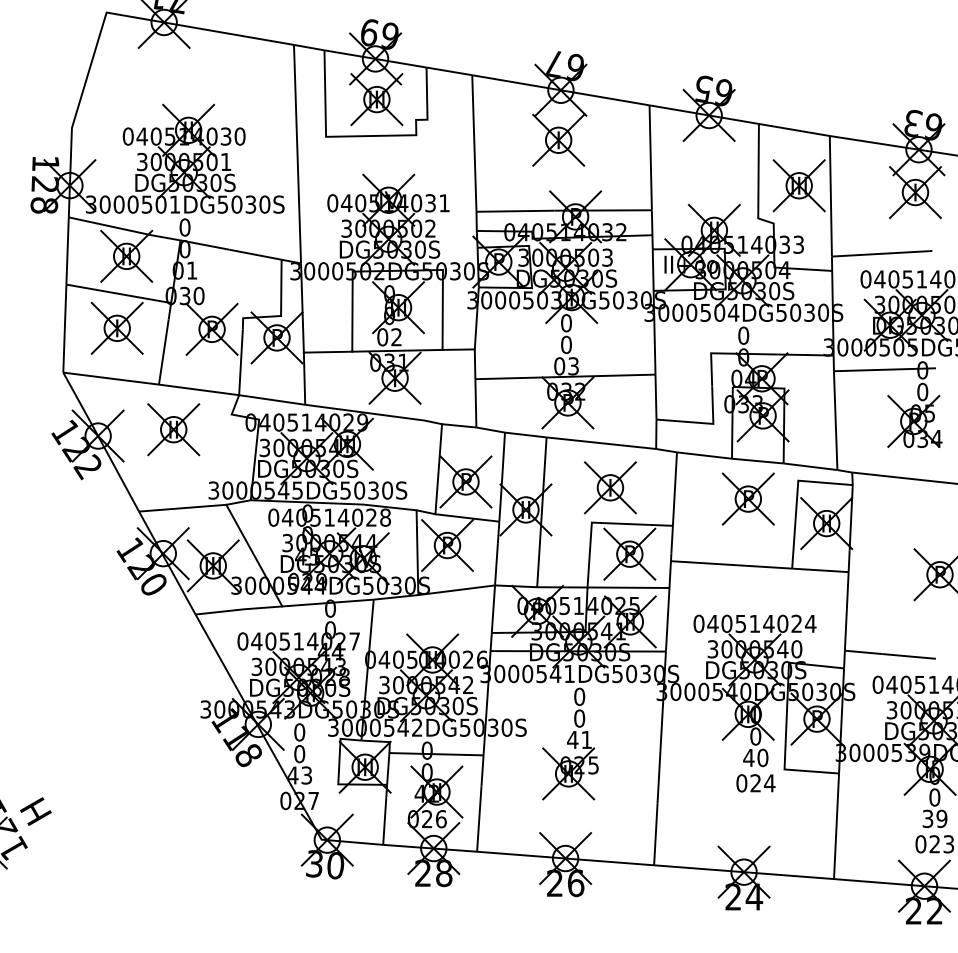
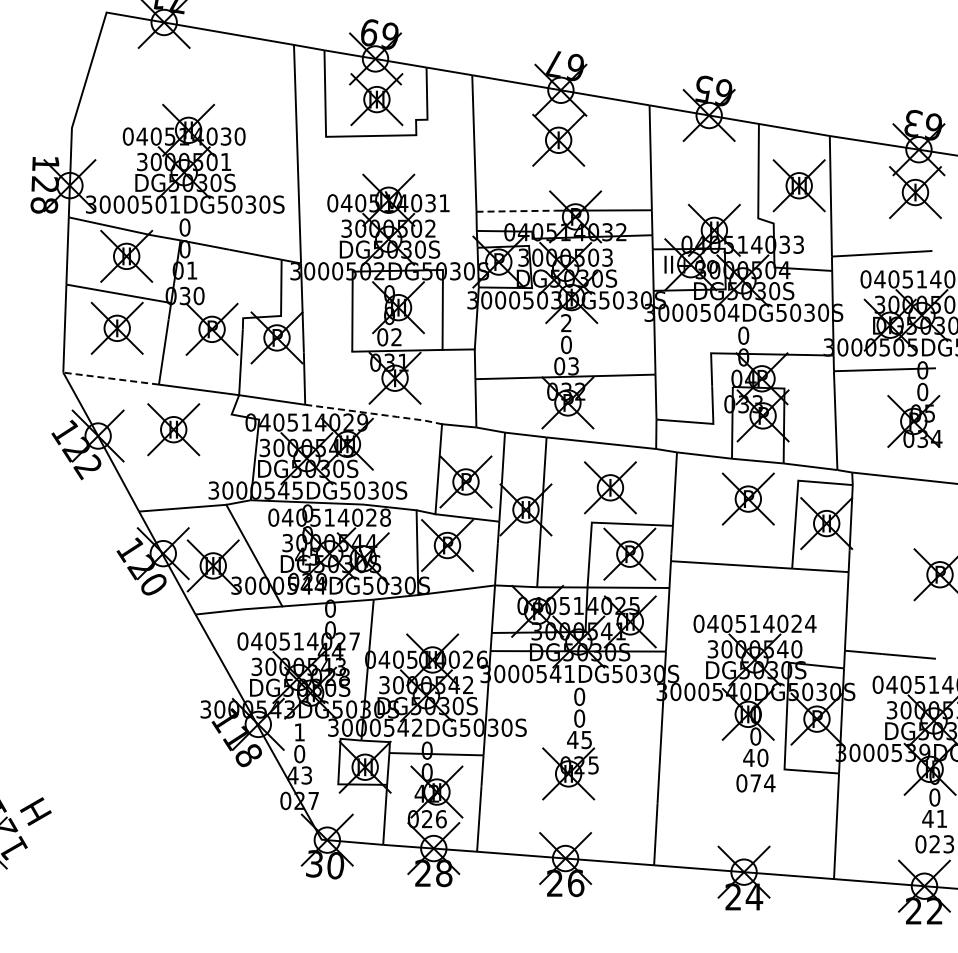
line: solid -> dashed (516, 211)
text: 0 -> 2 (566, 323)
line: present -> none (327, 351)
line: solid -> dashed (110, 378)
line: solid -> dashed (375, 414)
text: 0 -> 1 (299, 732)
text: 41 -> 45 (586, 740)
text: 024 -> 074 (755, 783)
text: 39 -> 41 (934, 818)
